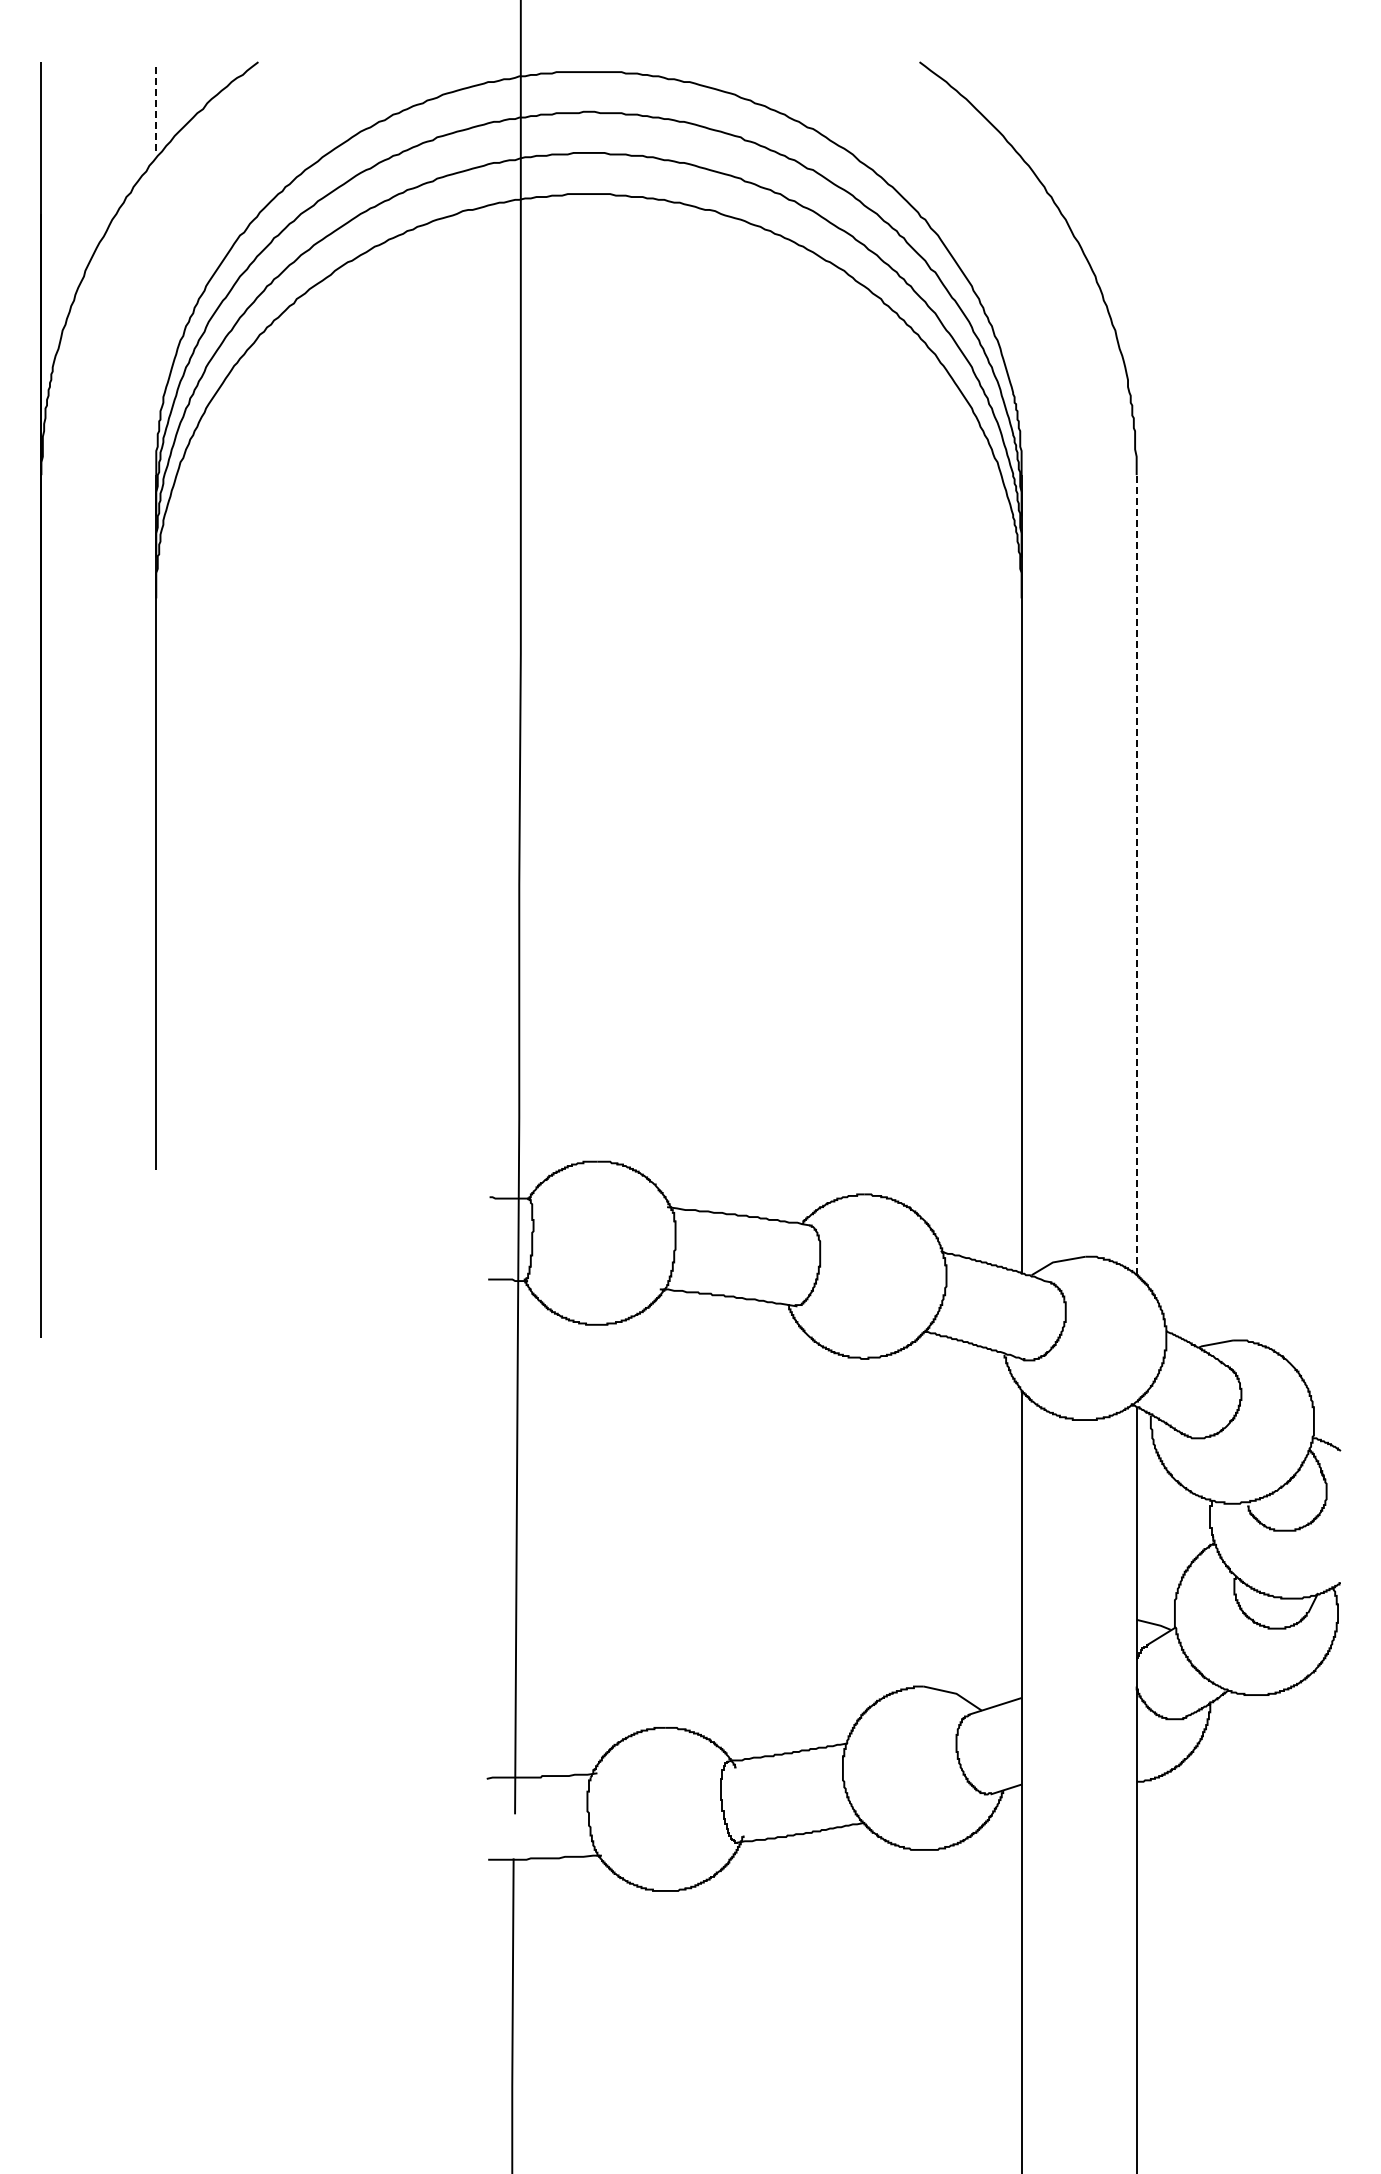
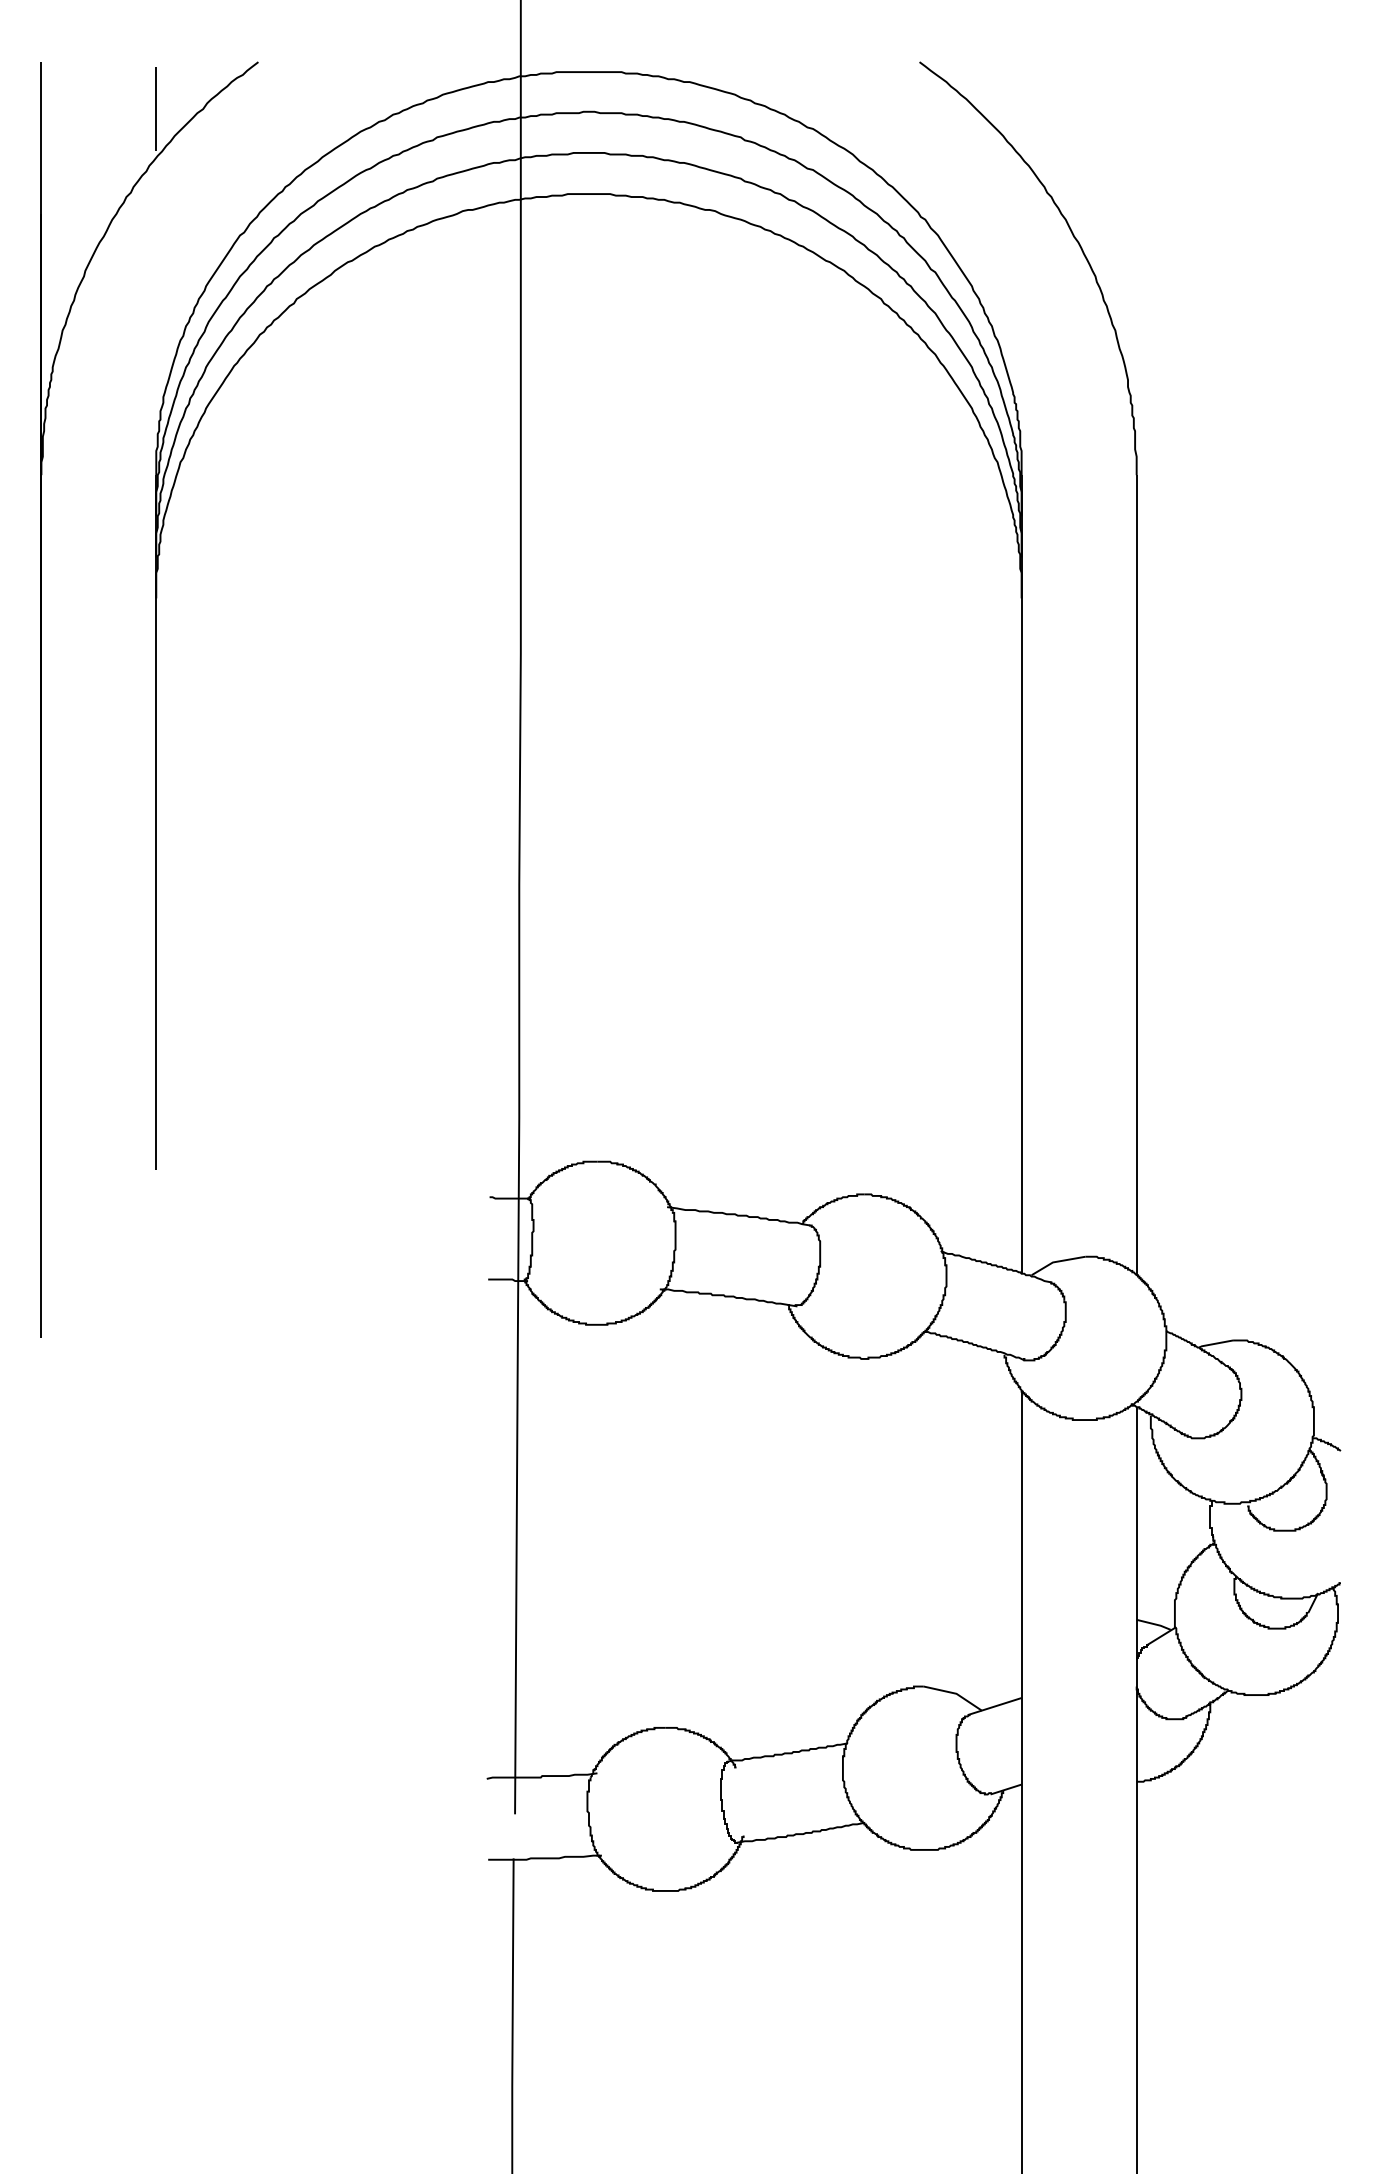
line: dashed -> solid (156, 108)
line: dashed -> solid (1136, 874)
